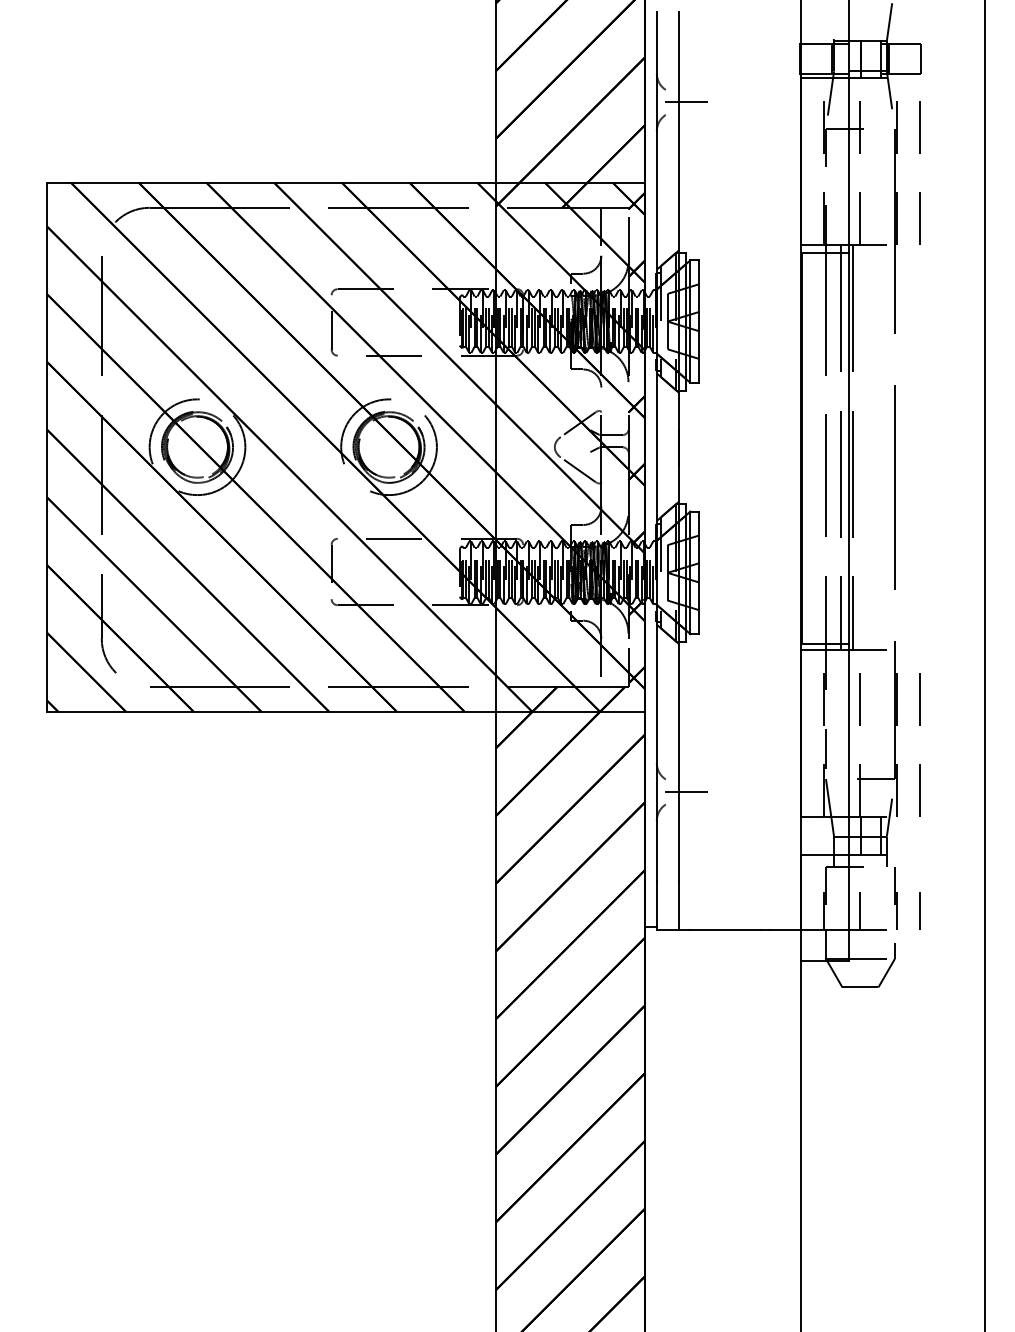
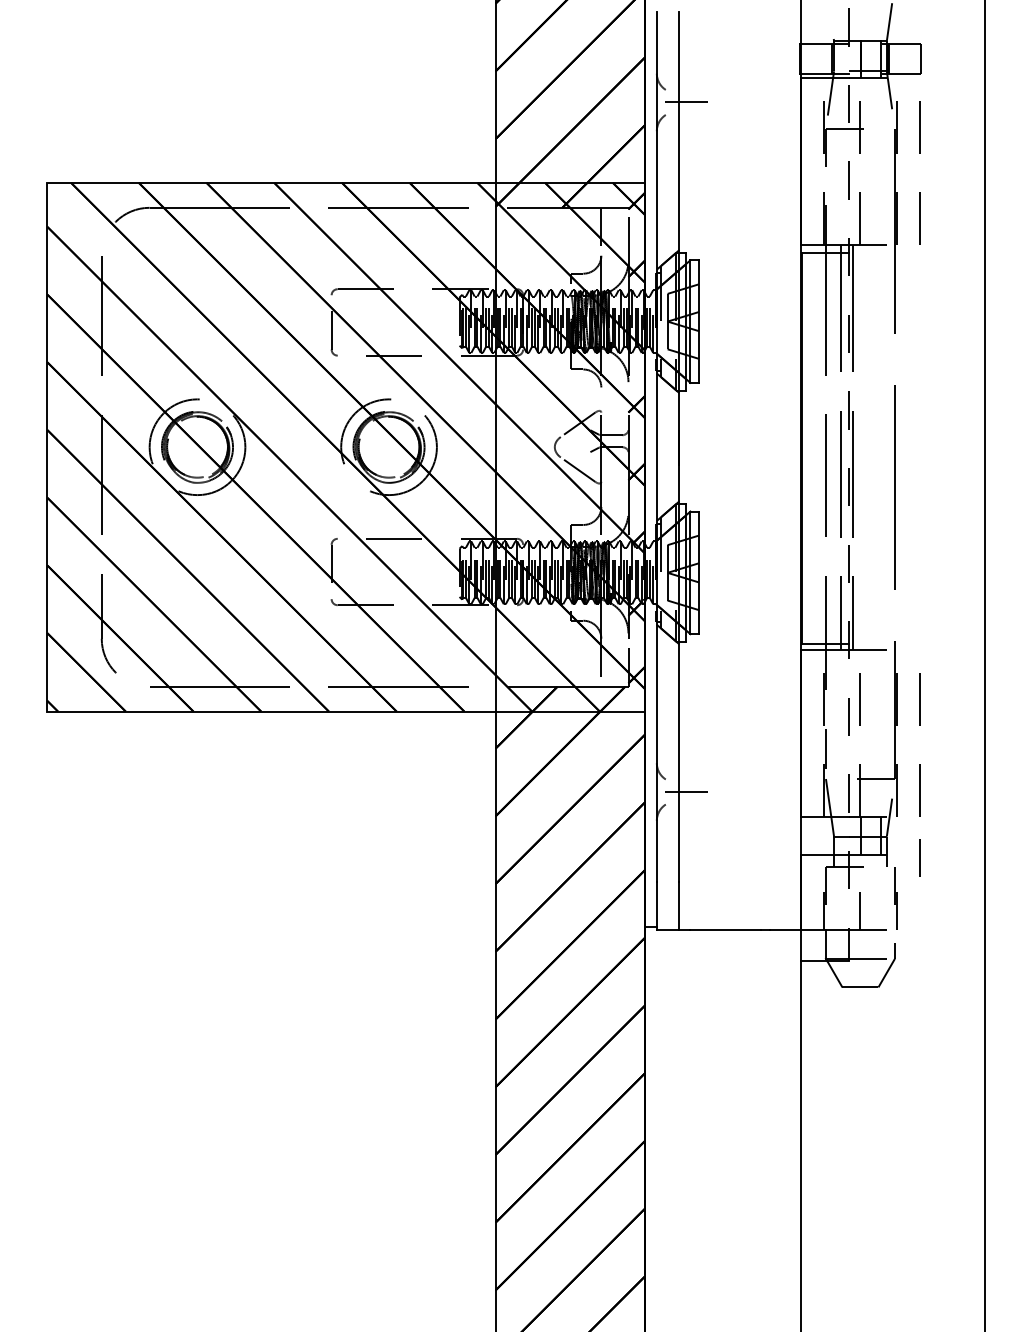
line: solid -> dashed (848, 481)
line position: (919, 910) -> (919, 857) (919, 857)
